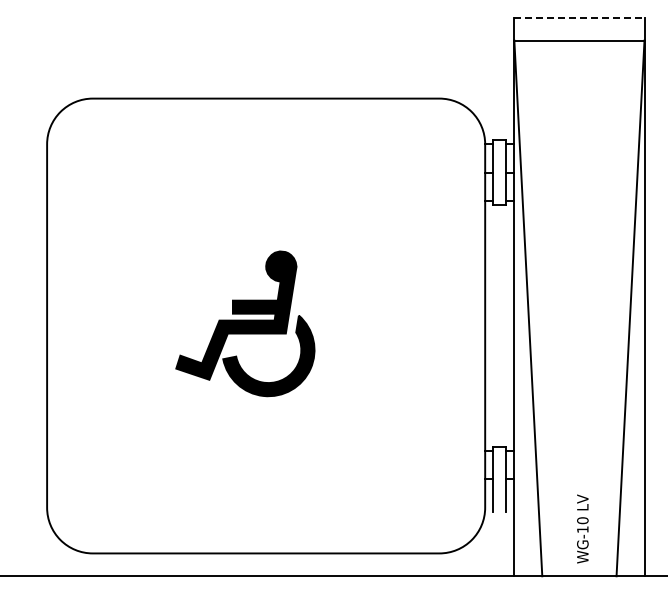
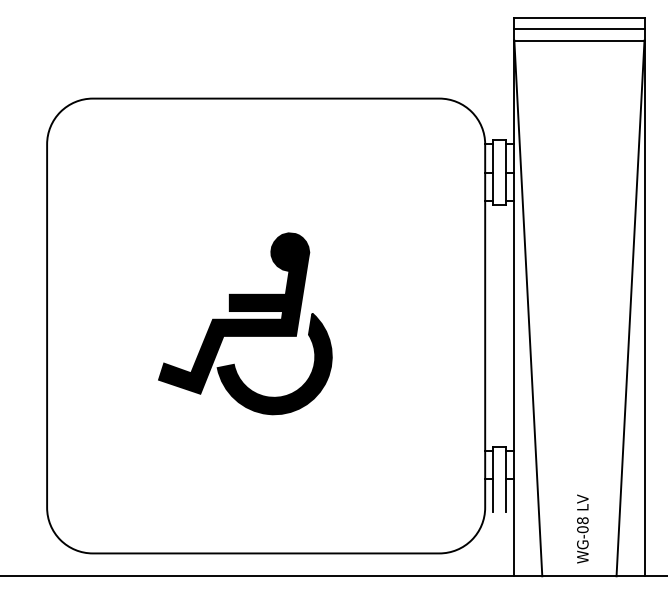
line: dashed -> solid (579, 17)
line: none -> present (579, 29)
part size: 141x148 px -> 175x184 px (245, 323)
text: WG-10 -> WG-08 (582, 525)
